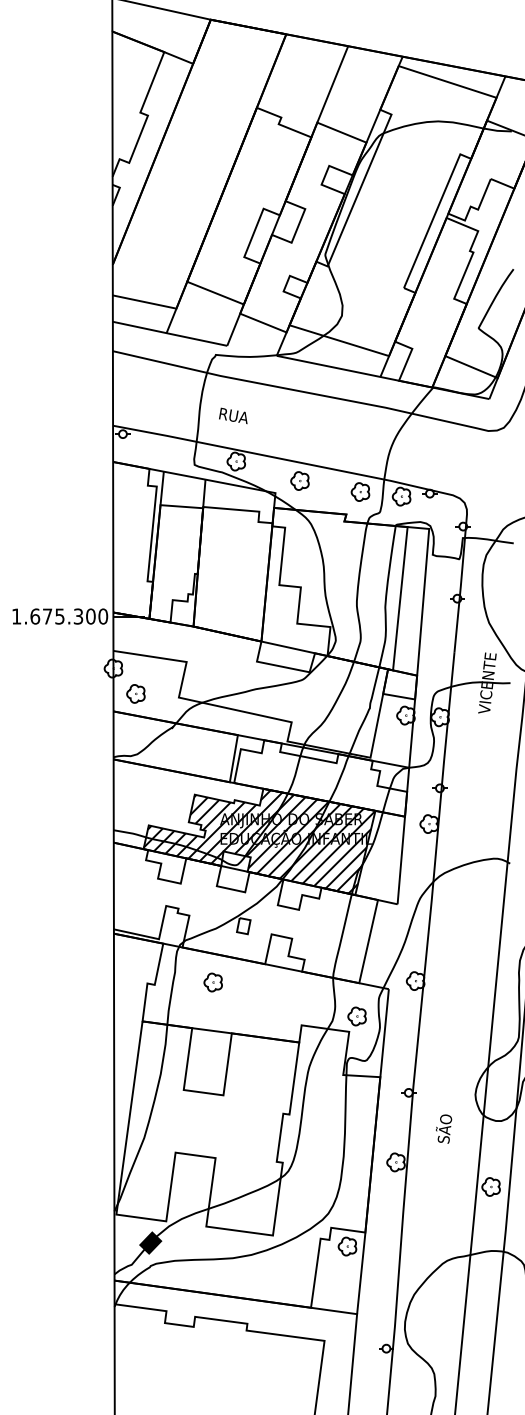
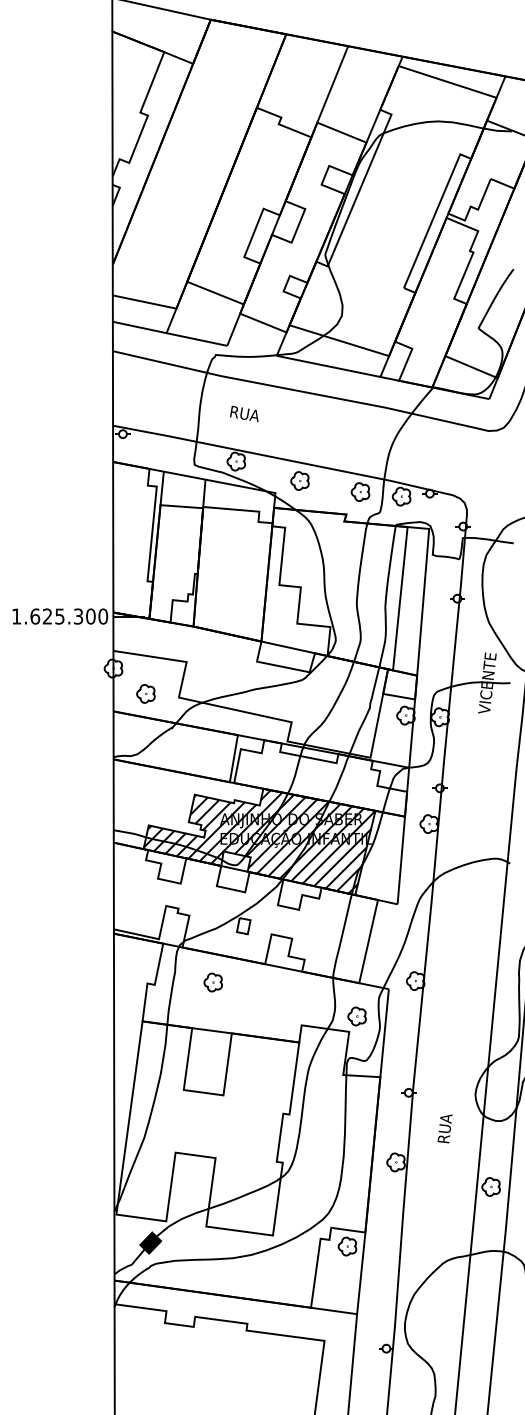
text position: (233, 415) -> (244, 413) (244, 413)
text: 1.675.300 -> 1.625.300 (47, 616)
part position: (135, 693) -> (145, 693) (145, 693)
text: SÃO -> RUA (443, 1128)
